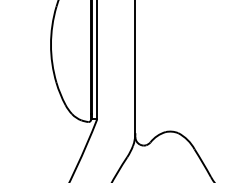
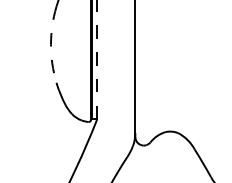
arc: solid -> dashed (51, 44)
line: solid -> dashed (97, 59)
